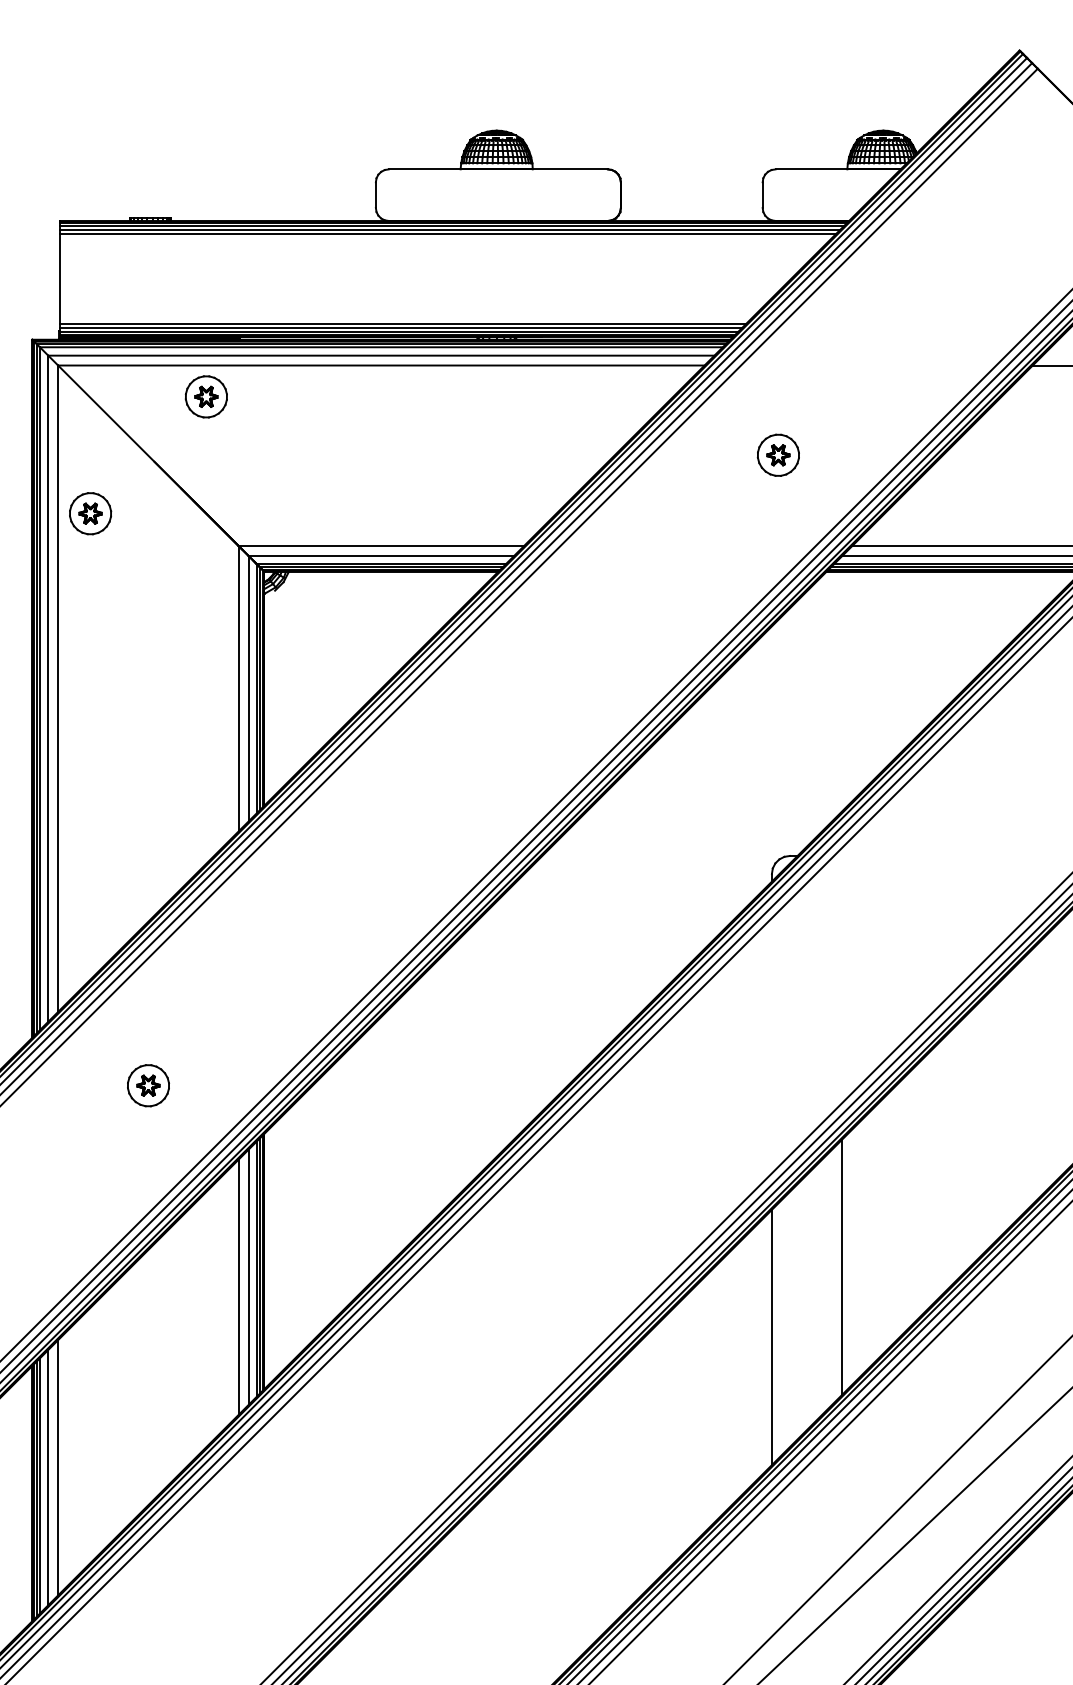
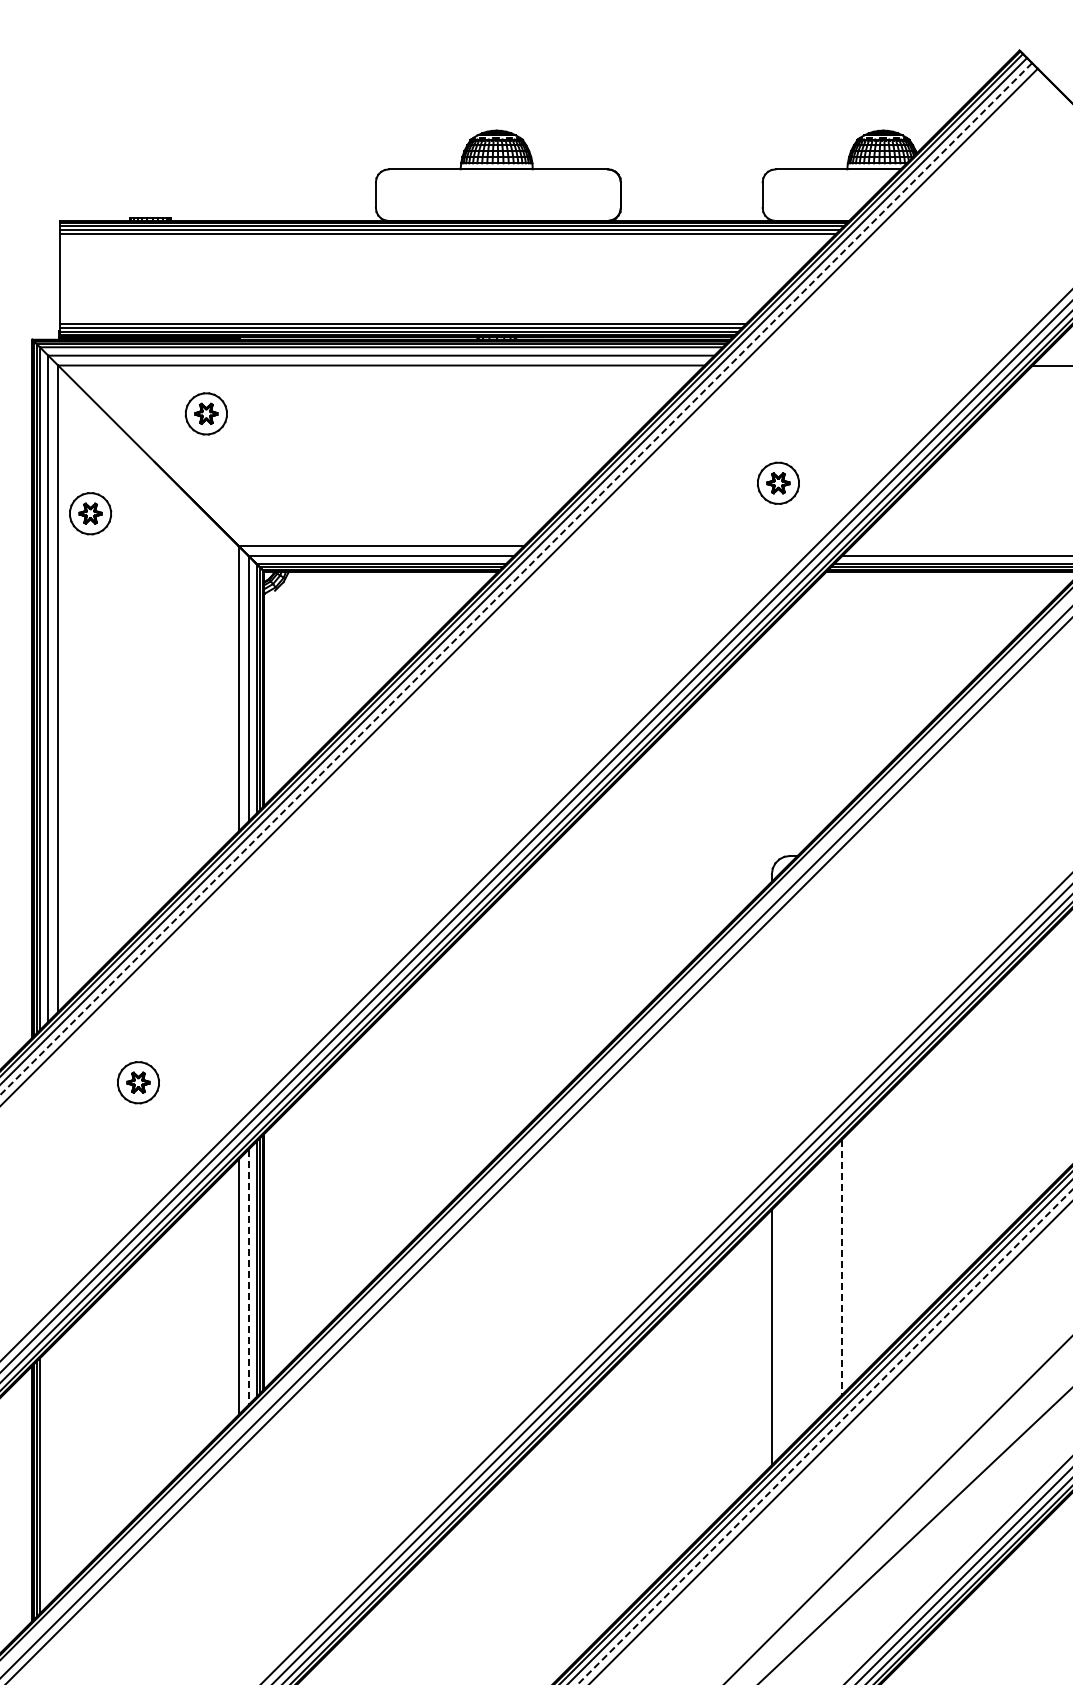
part position: (205, 396) -> (205, 413) (205, 413)
part position: (777, 454) -> (777, 482) (777, 482)
line: present -> none (960, 546)
line: solid -> dashed (516, 579)
part position: (148, 1085) -> (138, 1082) (138, 1082)
line: present -> none (535, 1132)
line: solid -> dashed (841, 1267)
line: solid -> dashed (248, 1277)
line: solid -> dashed (825, 1437)
line: present -> none (58, 1467)
line: present -> none (48, 1477)
